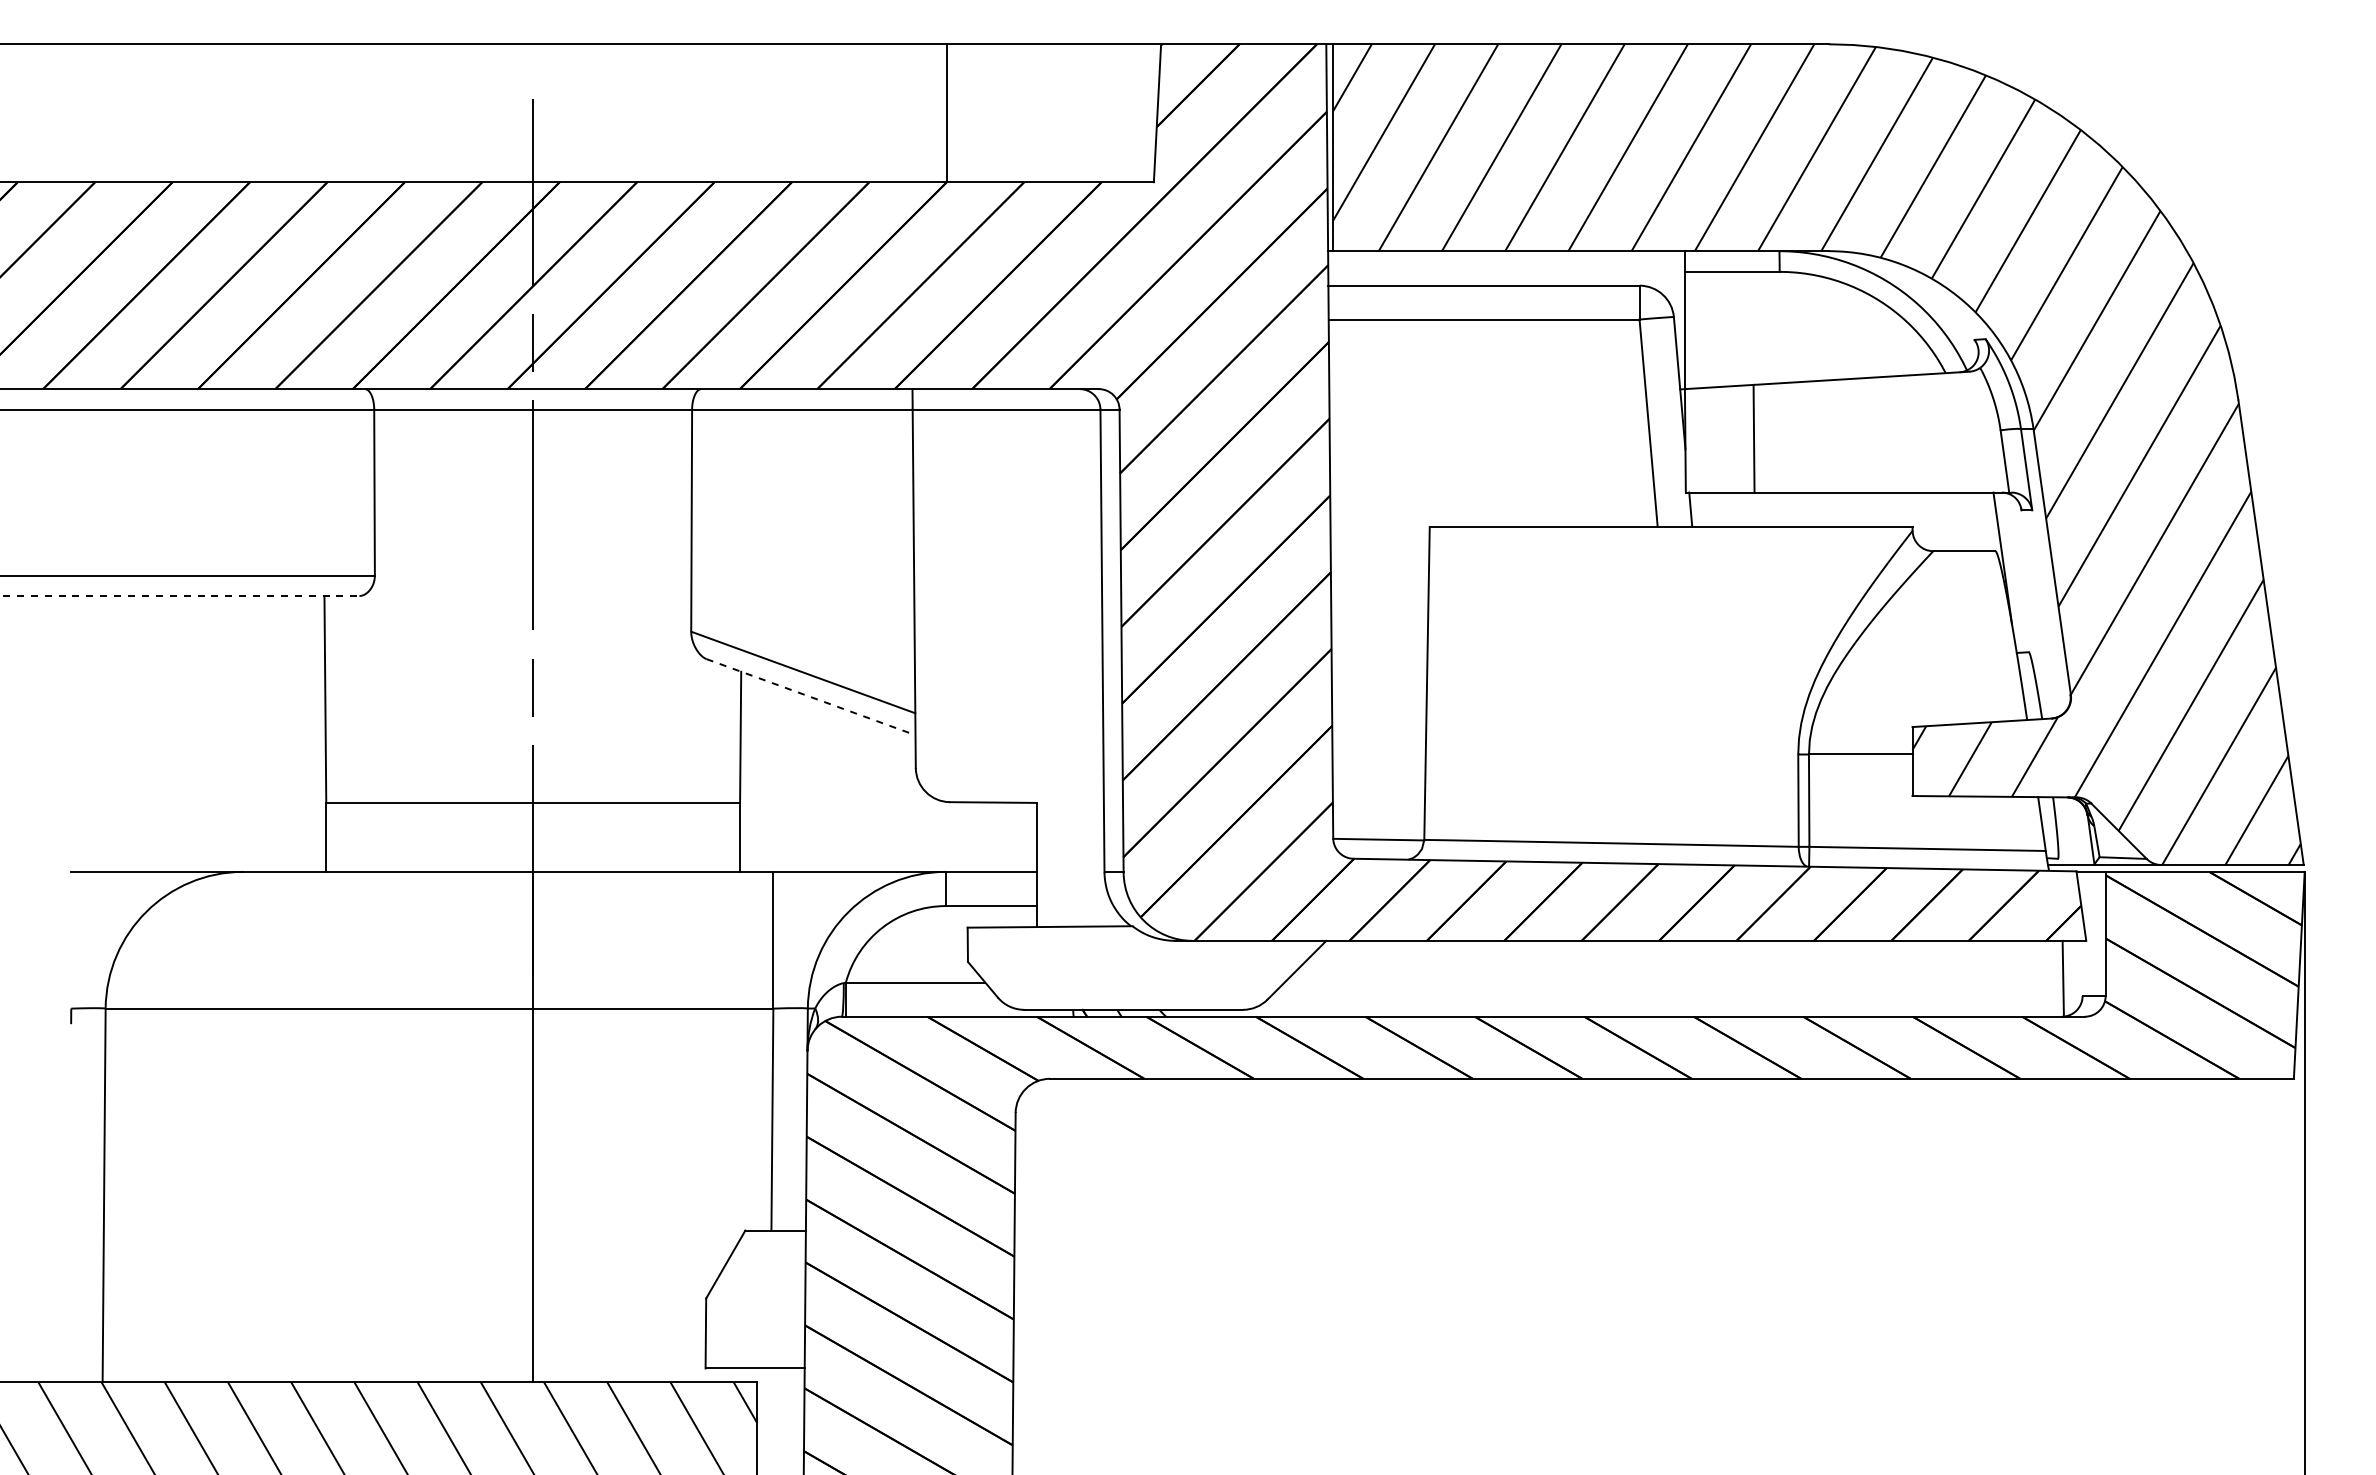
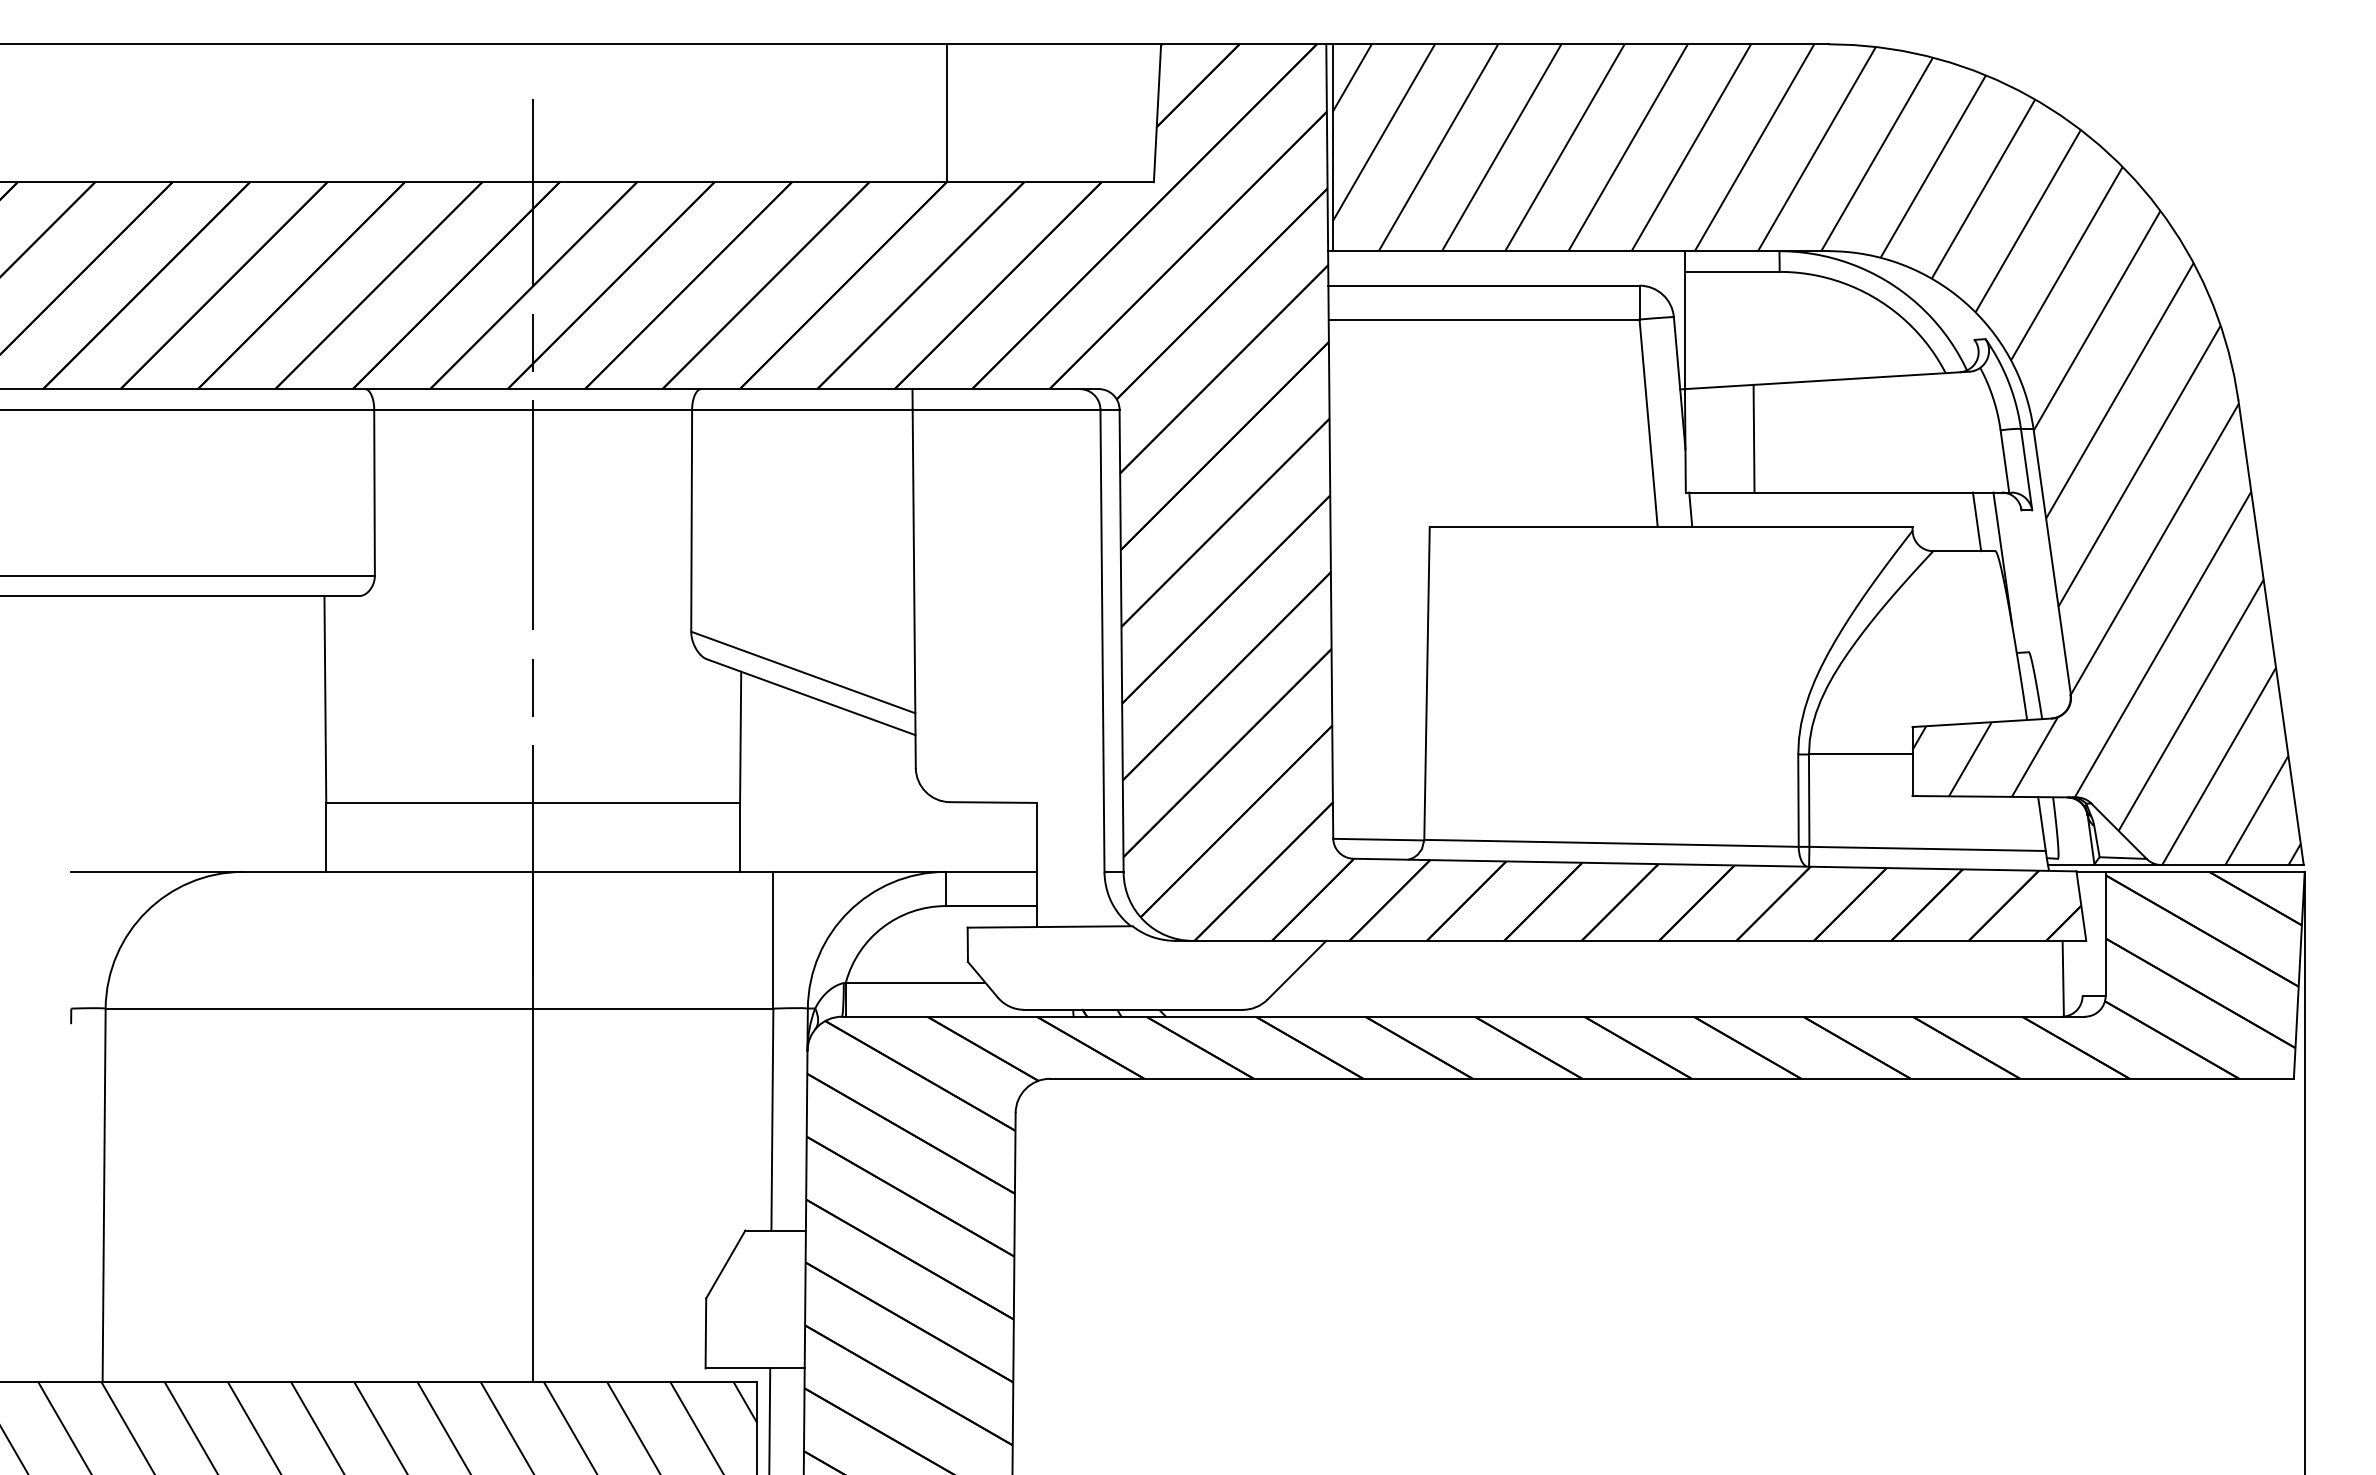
line: none -> present (1976, 521)
line: dashed -> solid (180, 596)
line: dashed -> solid (811, 697)
line: none -> present (769, 1419)
